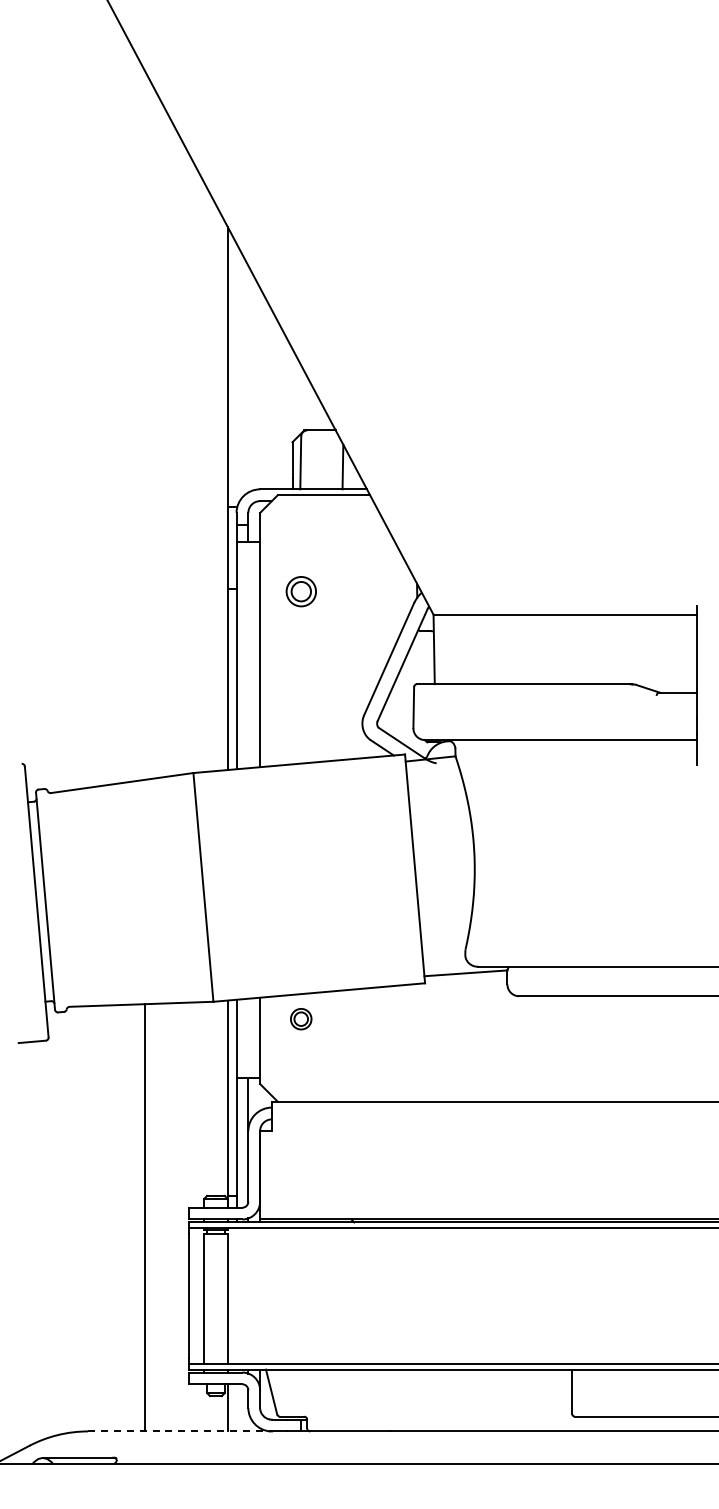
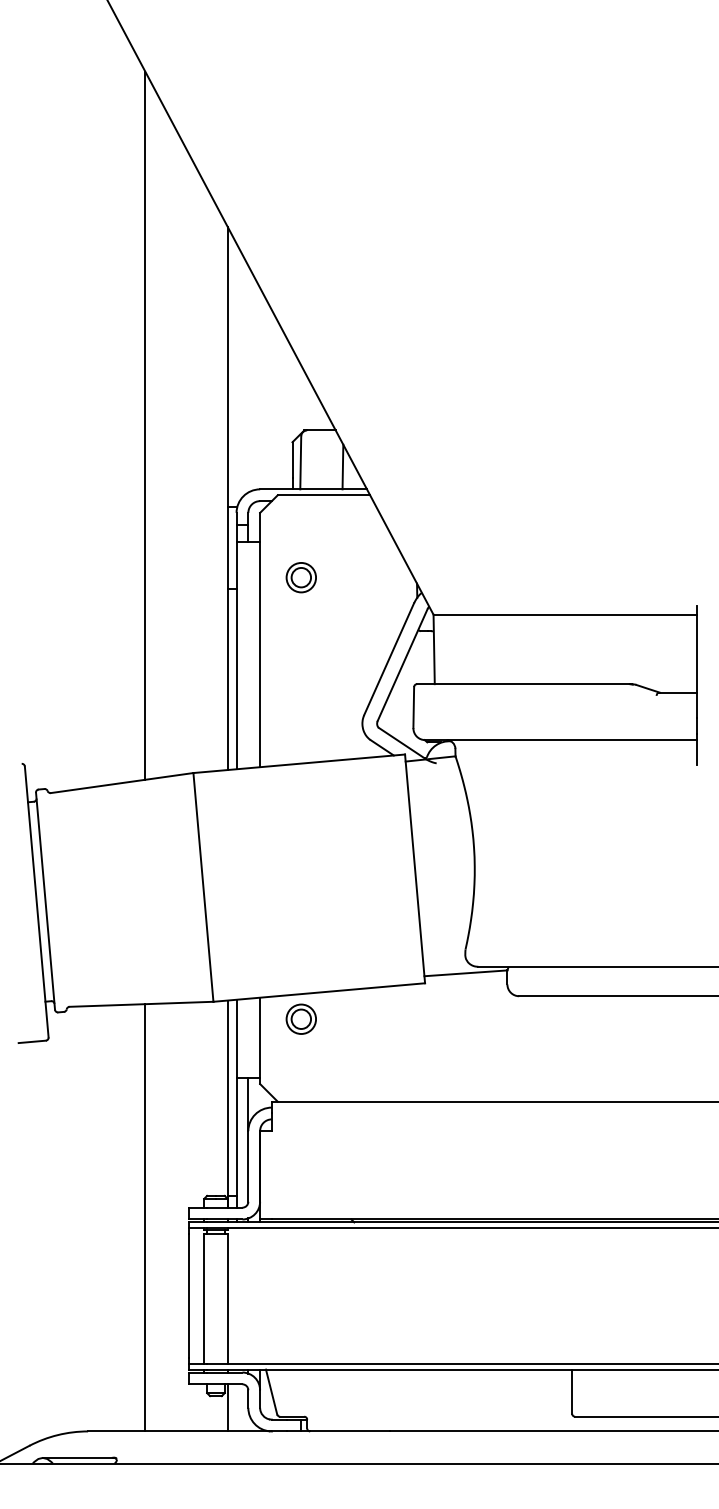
line: none -> present (145, 425)
part position: (300, 591) -> (300, 577) (300, 577)
part size: 23x23 px -> 32x32 px (300, 1018)
line: dashed -> solid (179, 1431)
